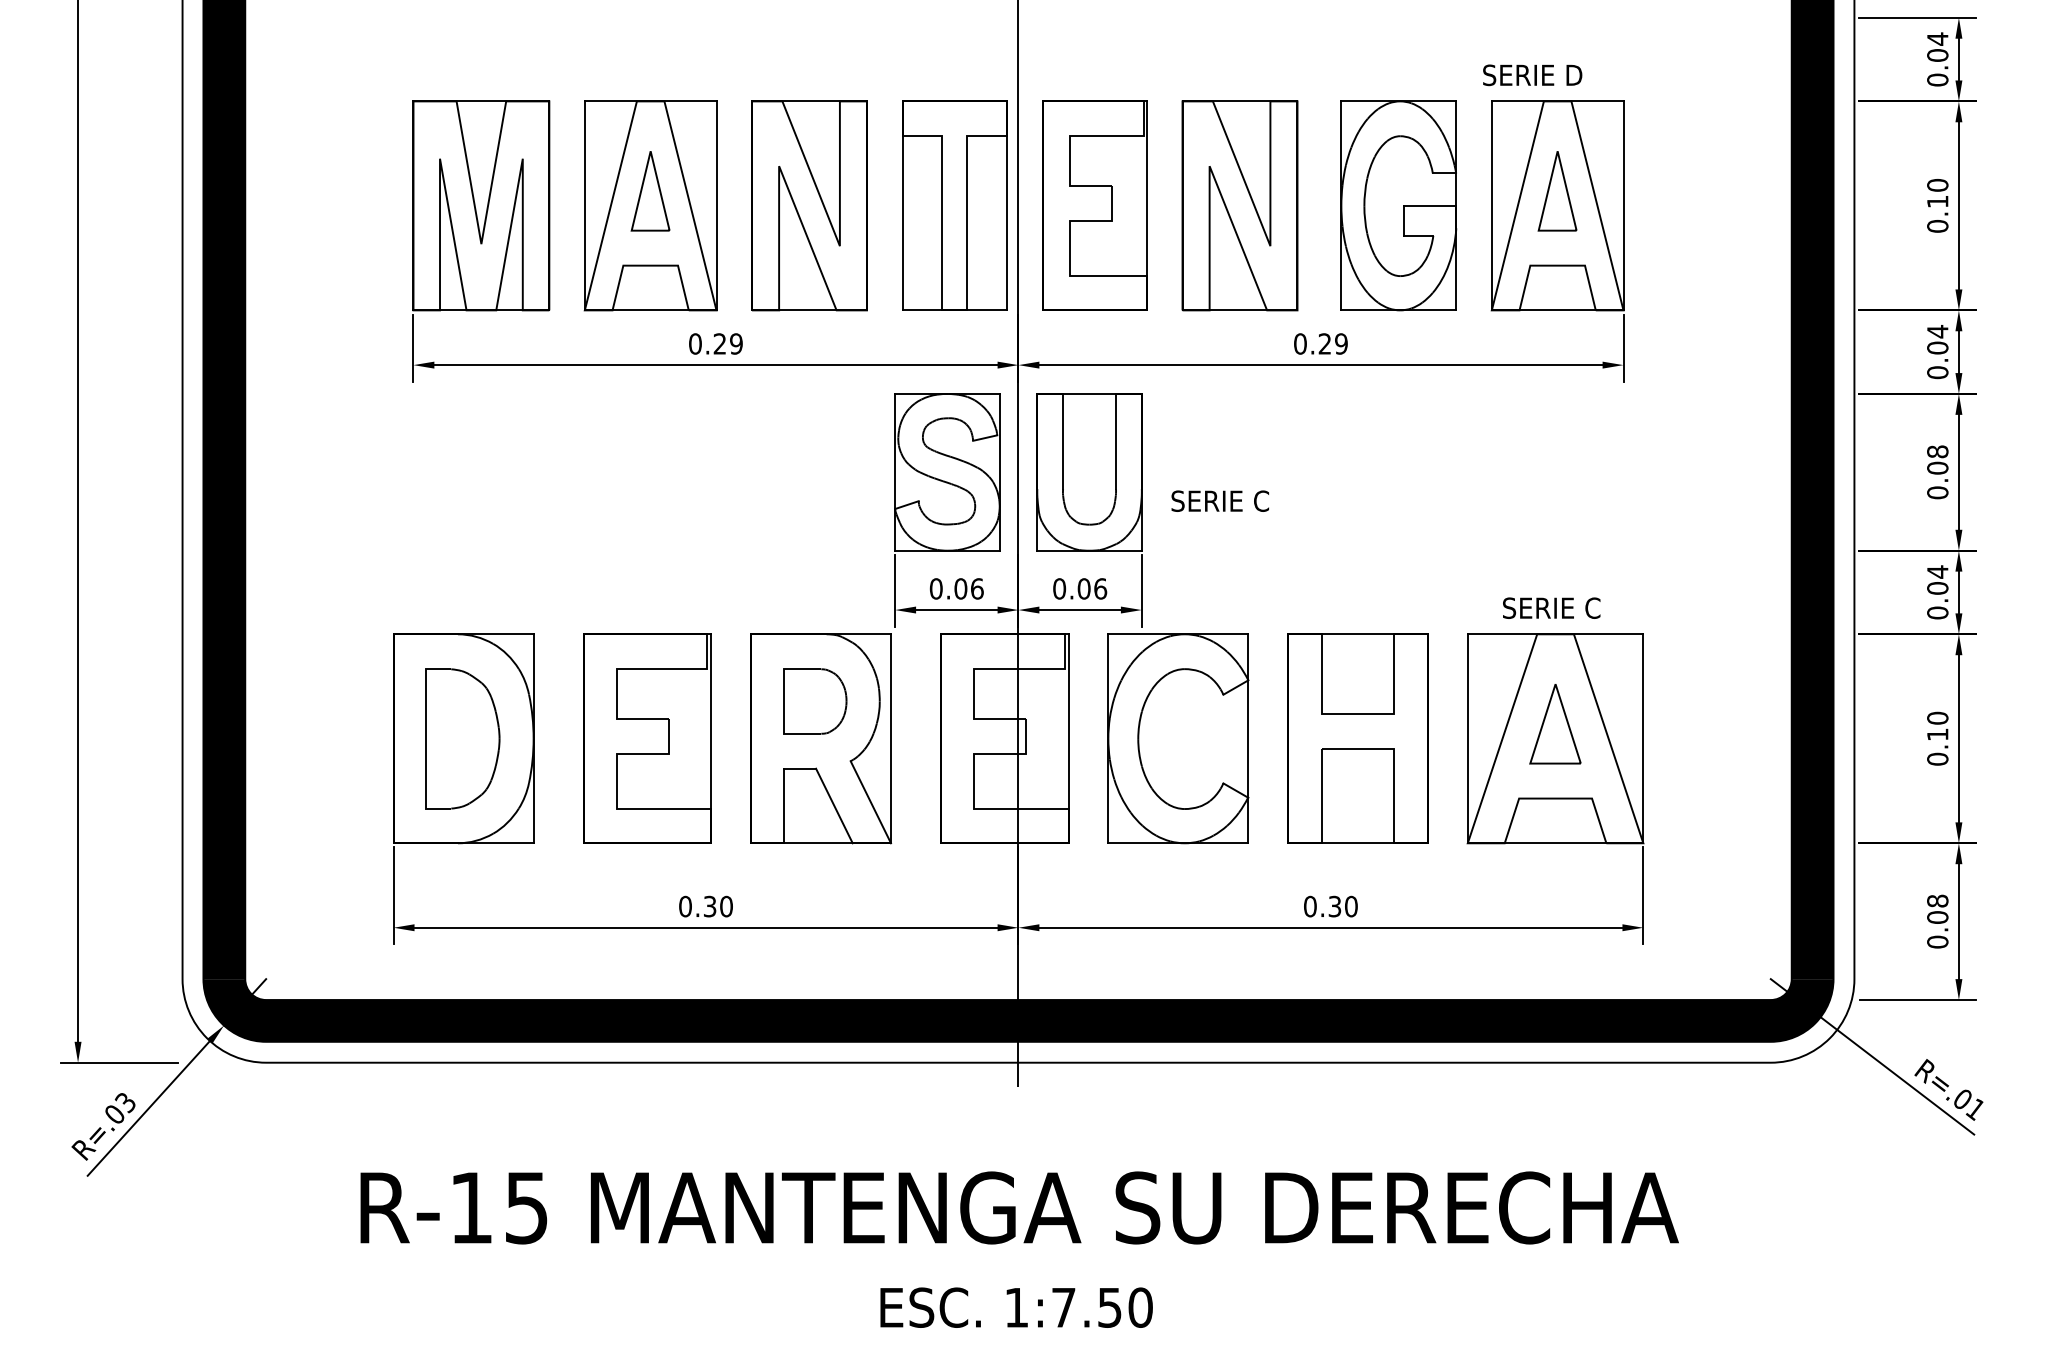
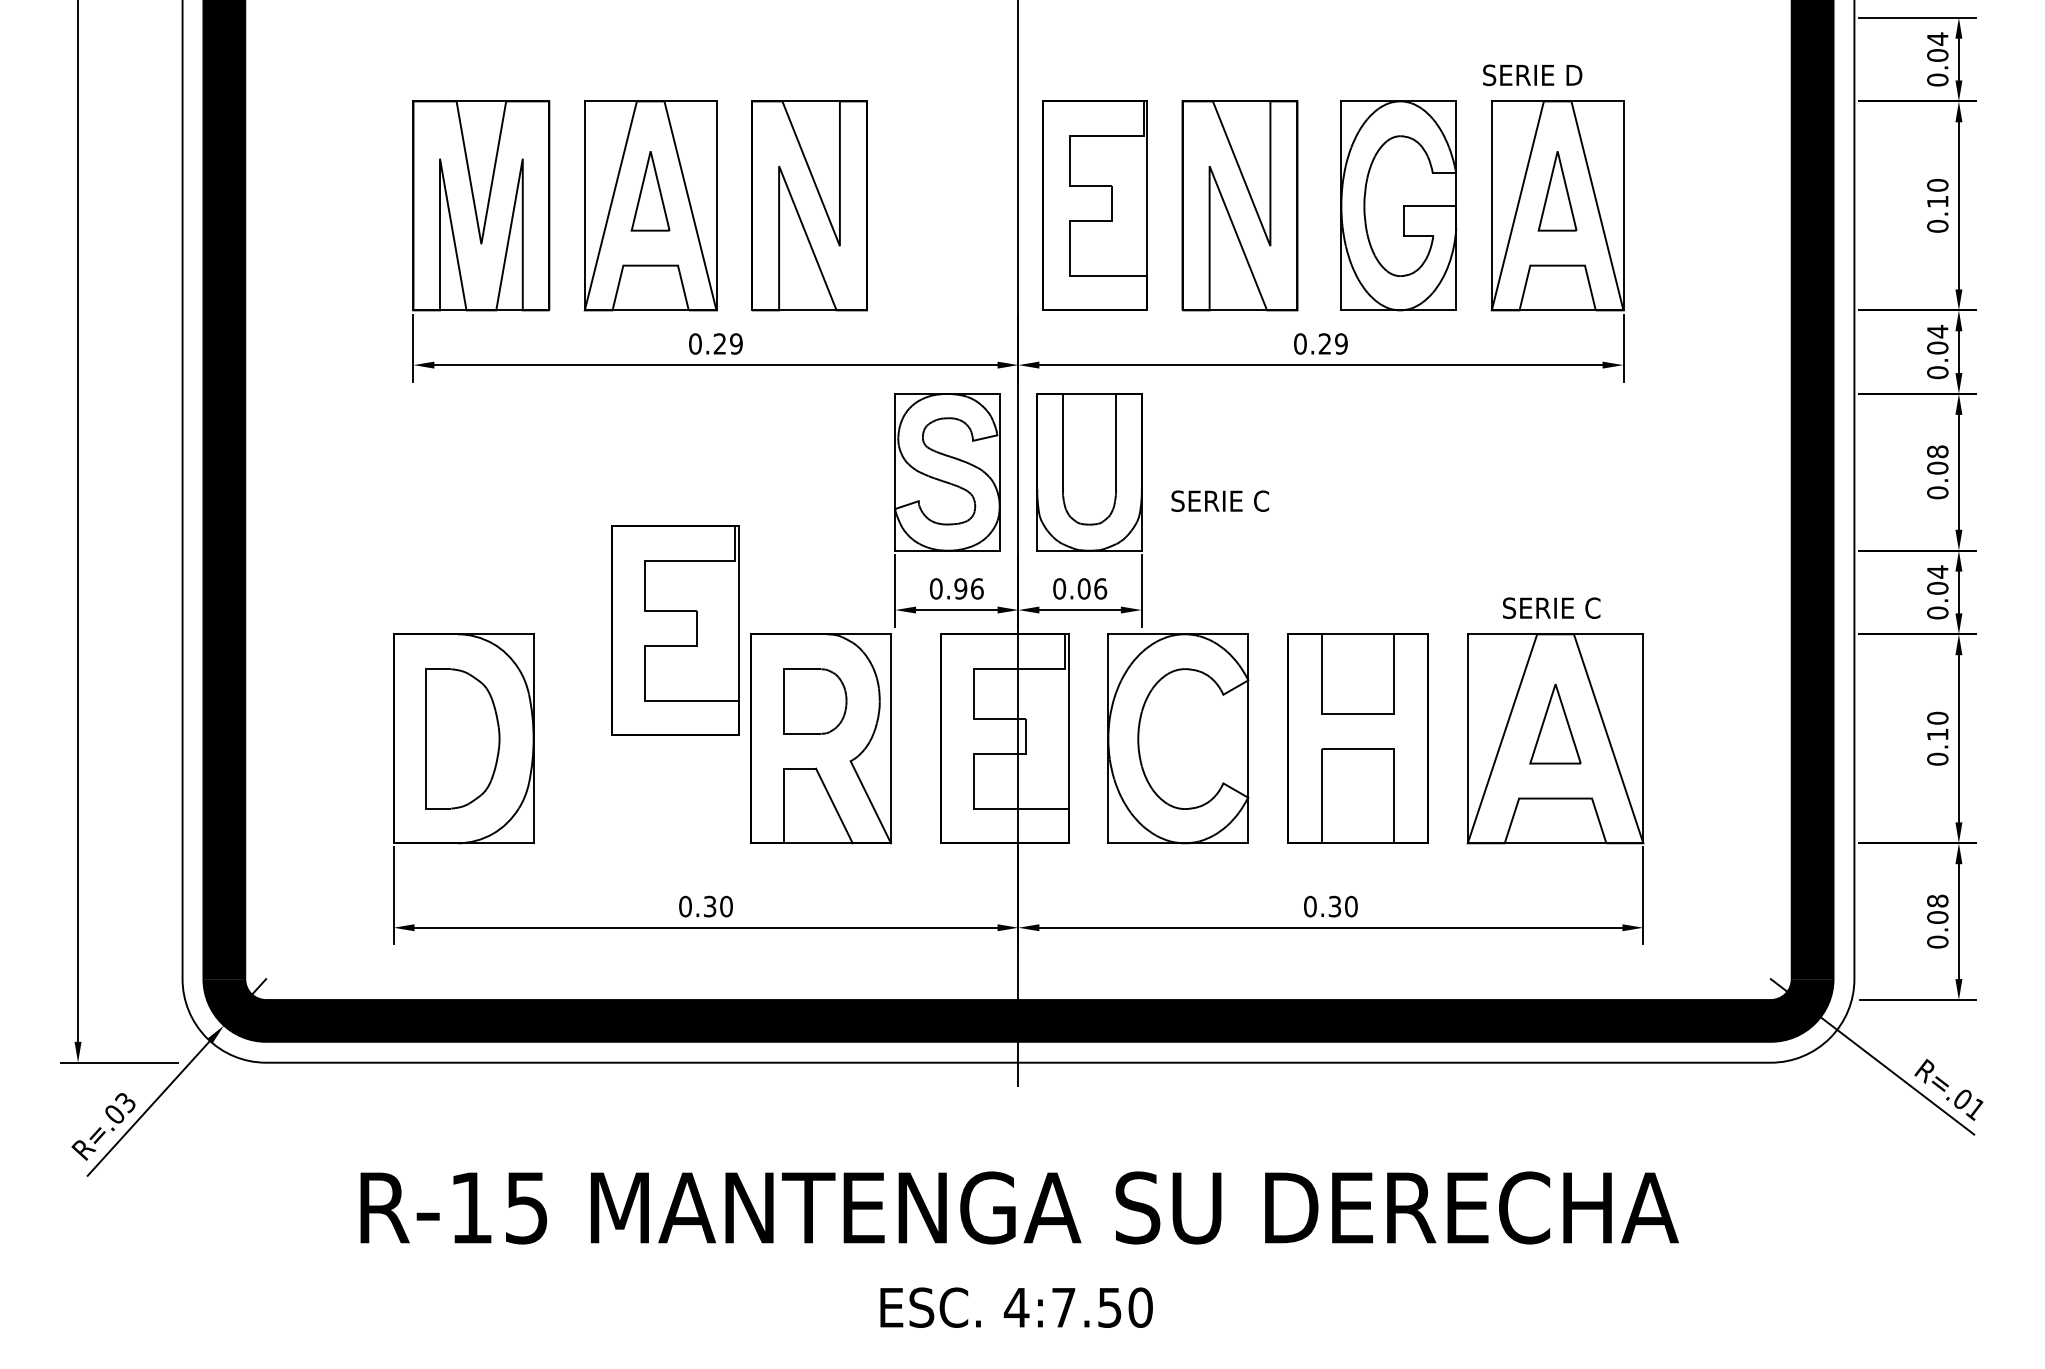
part: present -> none (954, 205)
text: 0.06 -> 0.96 (960, 588)
part position: (647, 738) -> (675, 630) (675, 630)
text: 1:7.50 -> 4:7.50 (1016, 1307)
